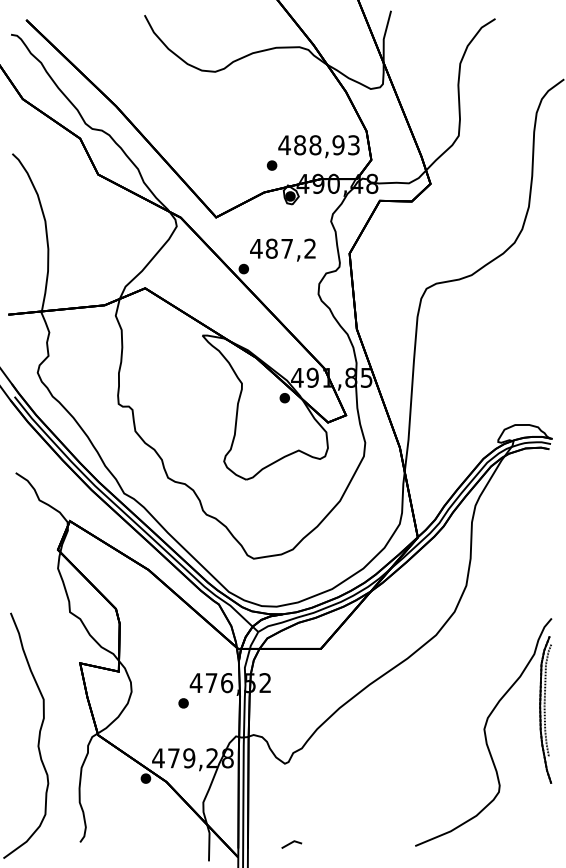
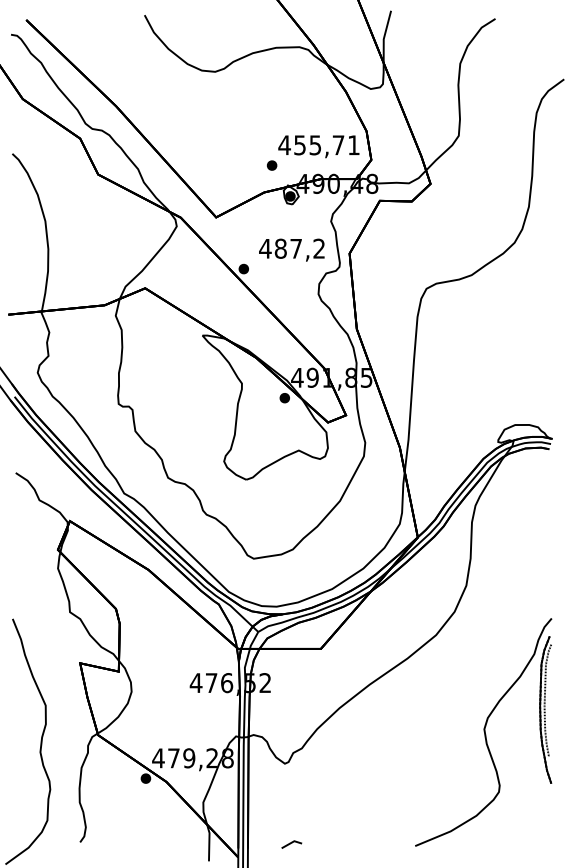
text: 488,93 -> 455,71 (326, 145)
text position: (282, 249) -> (291, 249) (291, 249)
part: present -> none (183, 703)
curve position: (38, 735) -> (40, 741) (40, 741)
